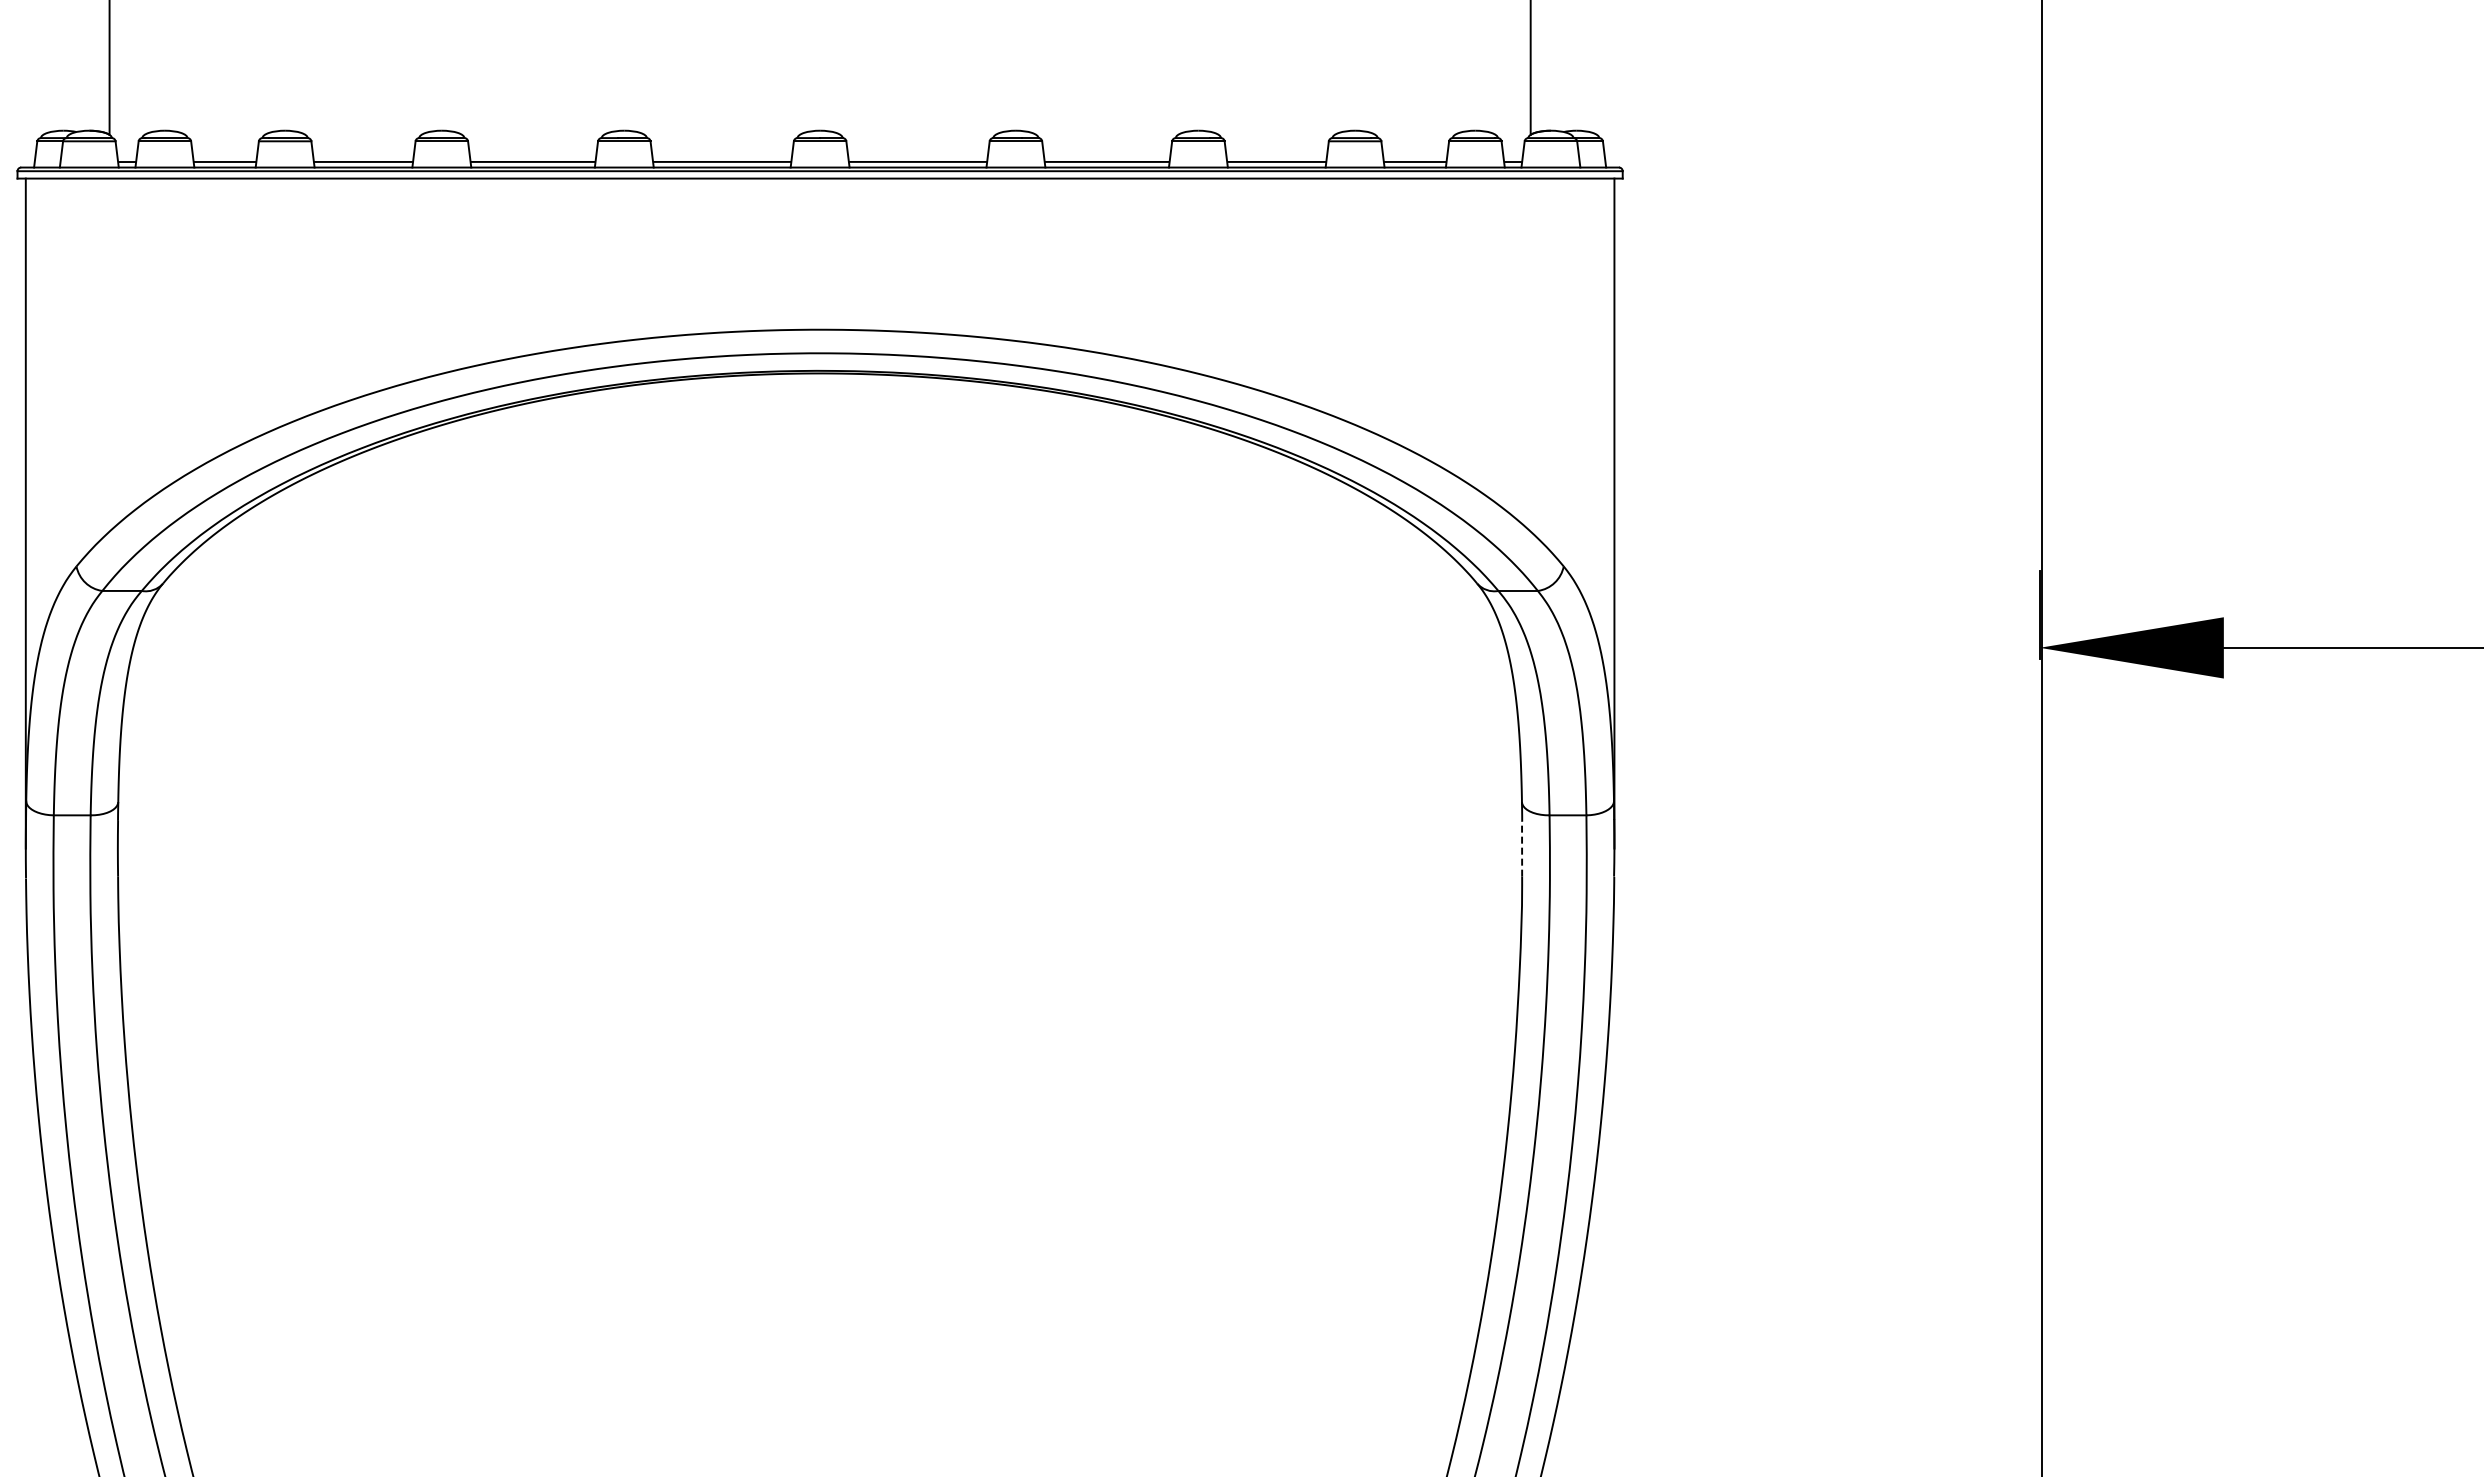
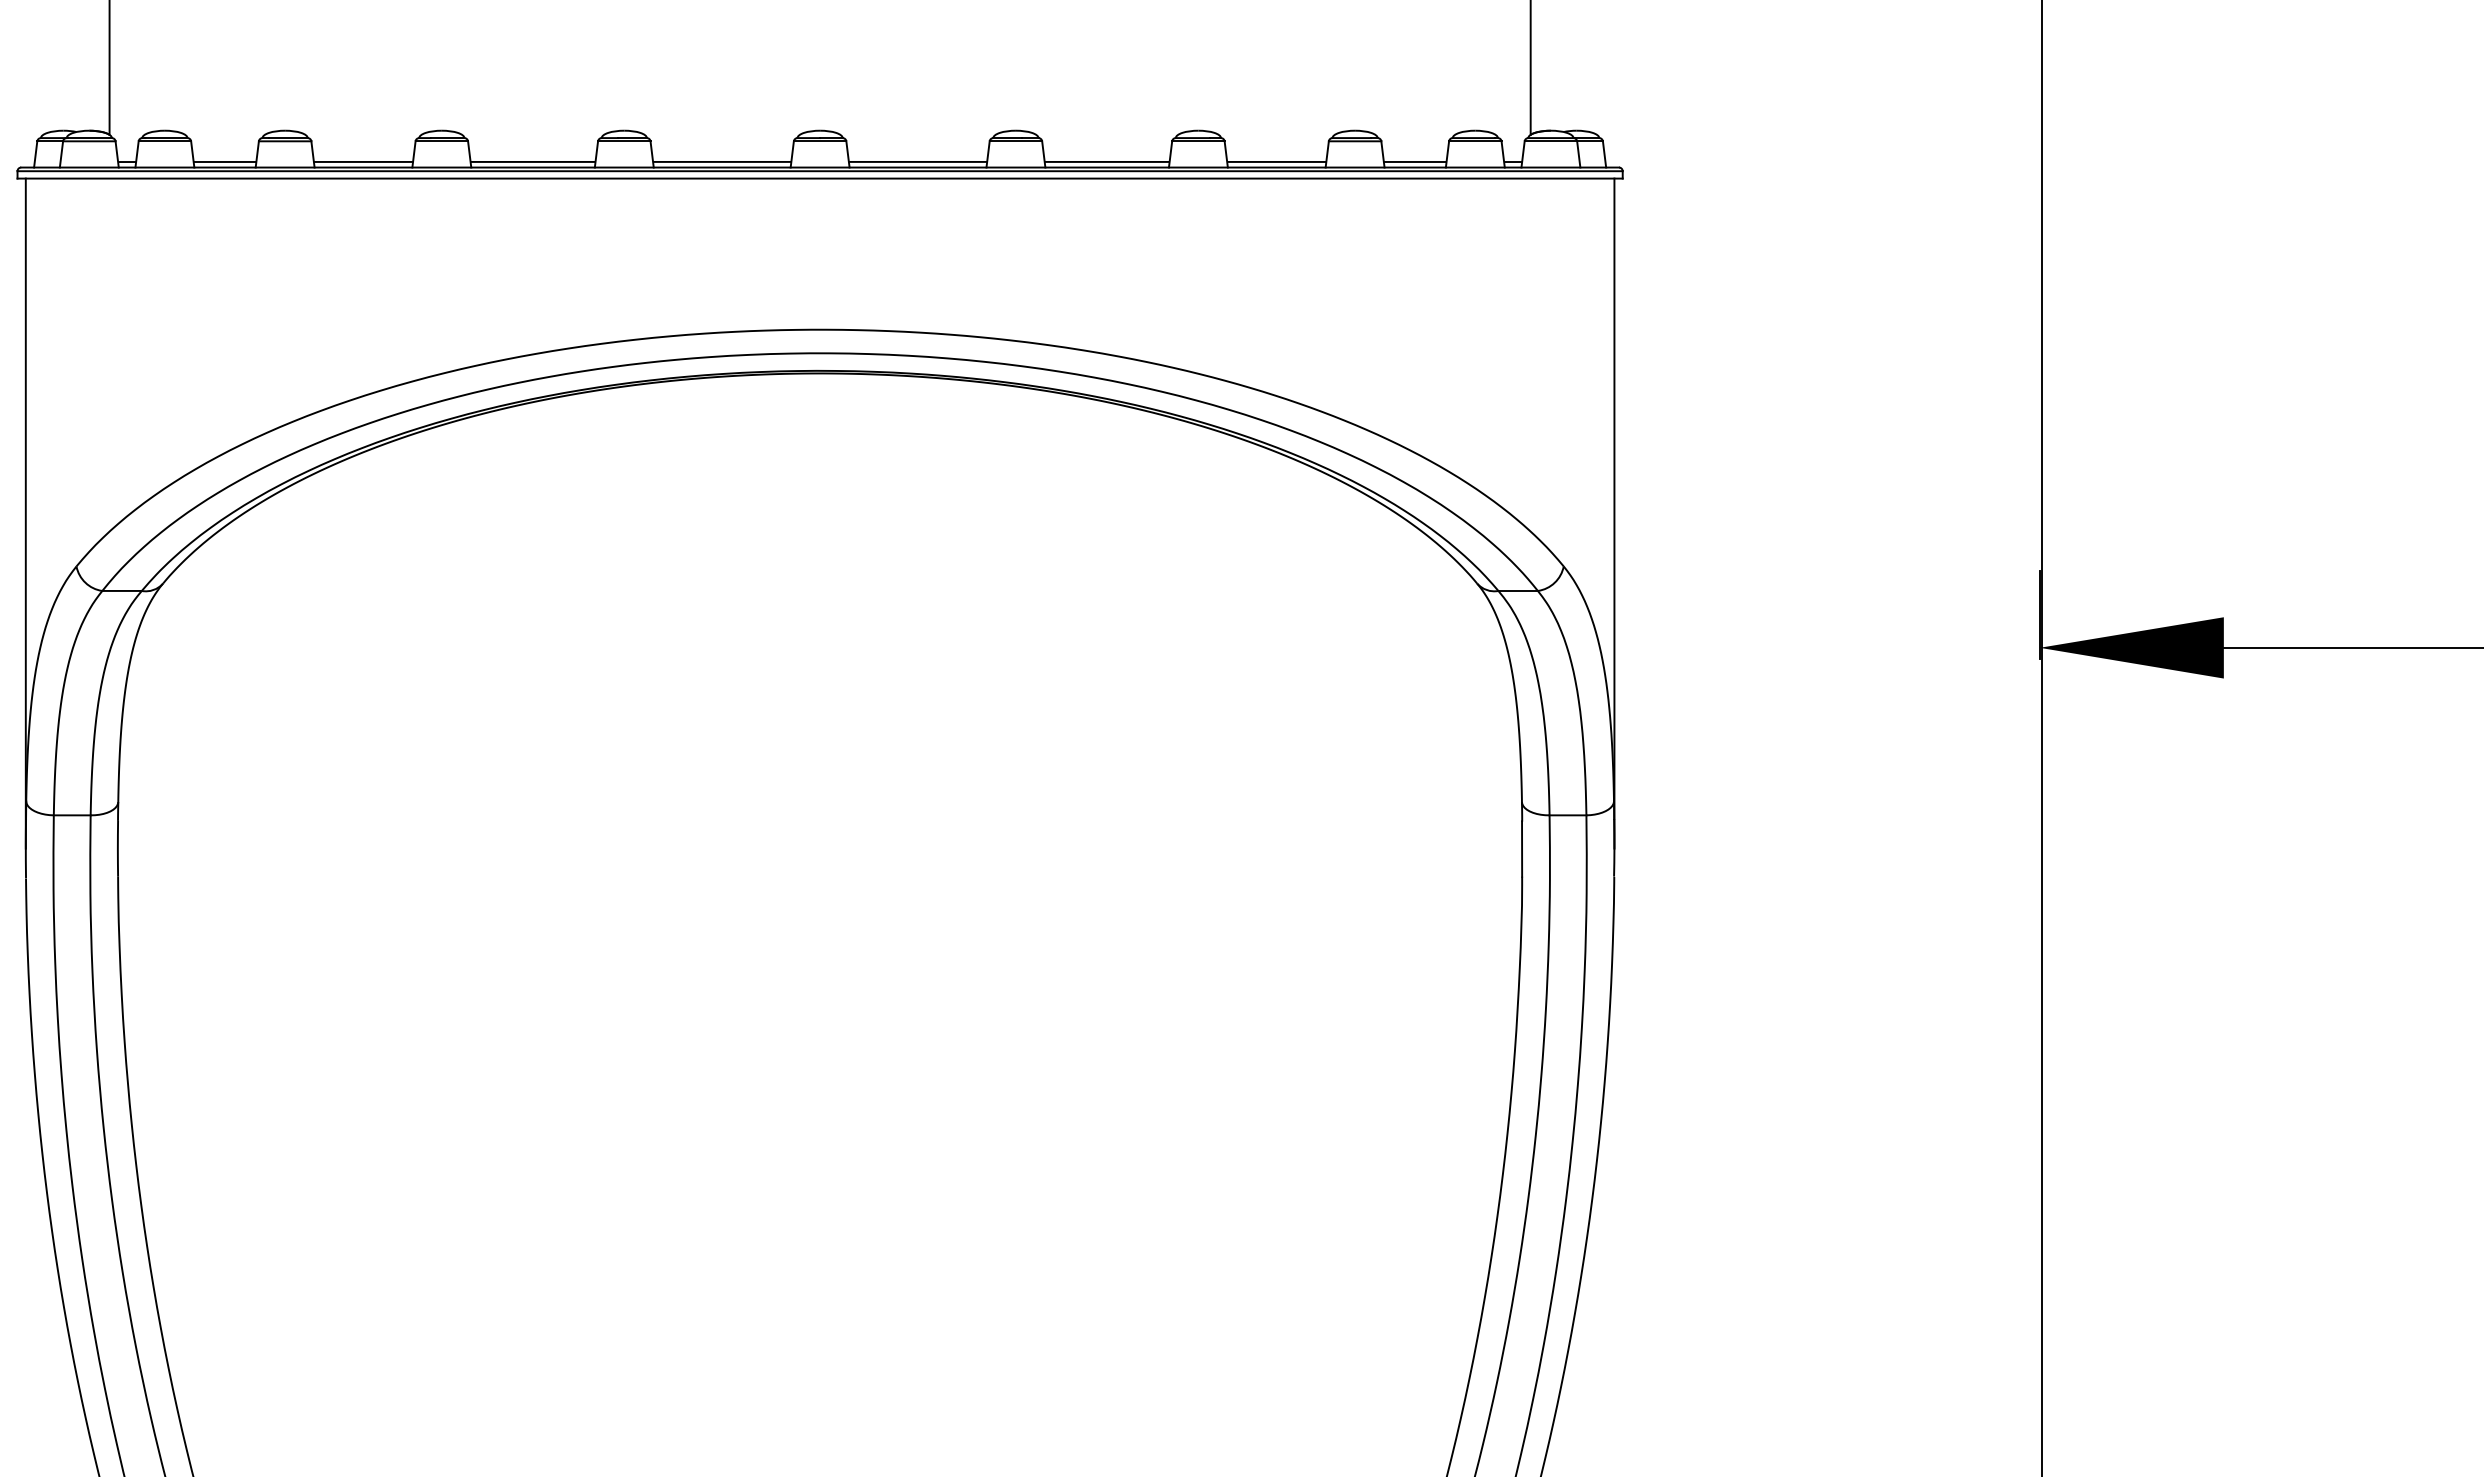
line: dashed -> solid (1522, 849)
